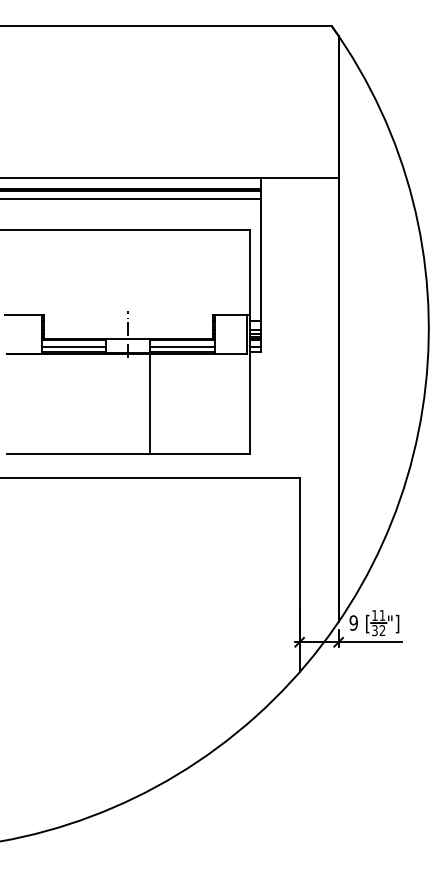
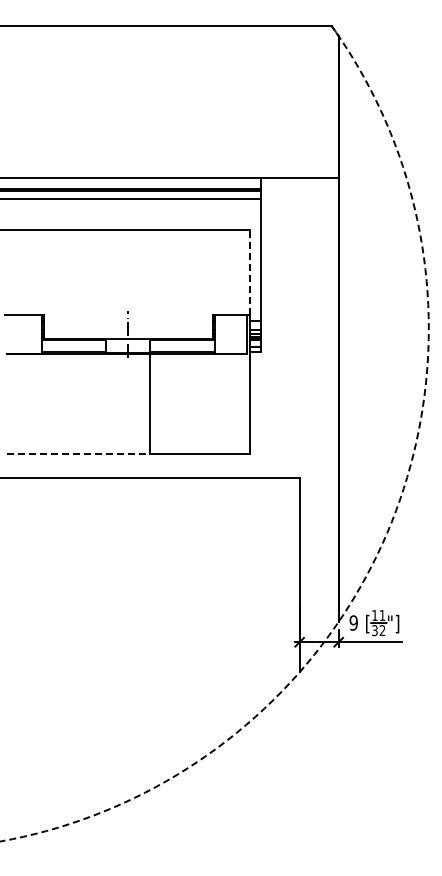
line: solid -> dashed (249, 272)
line: present -> none (73, 347)
line: present -> none (181, 347)
line: solid -> dashed (78, 453)
arc: solid -> dashed (388, 529)
